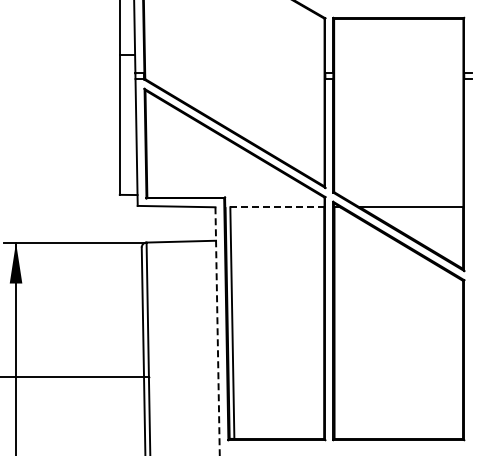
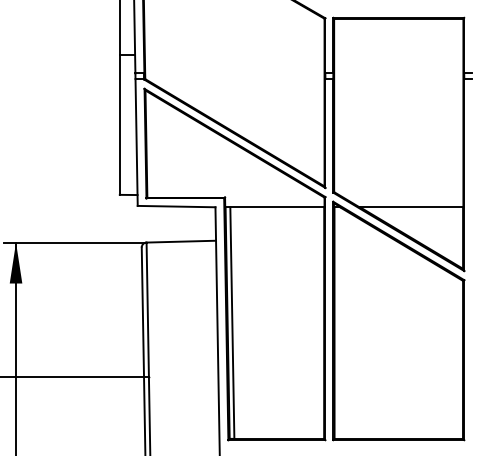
line: dashed -> solid (274, 207)
line: dashed -> solid (217, 332)
